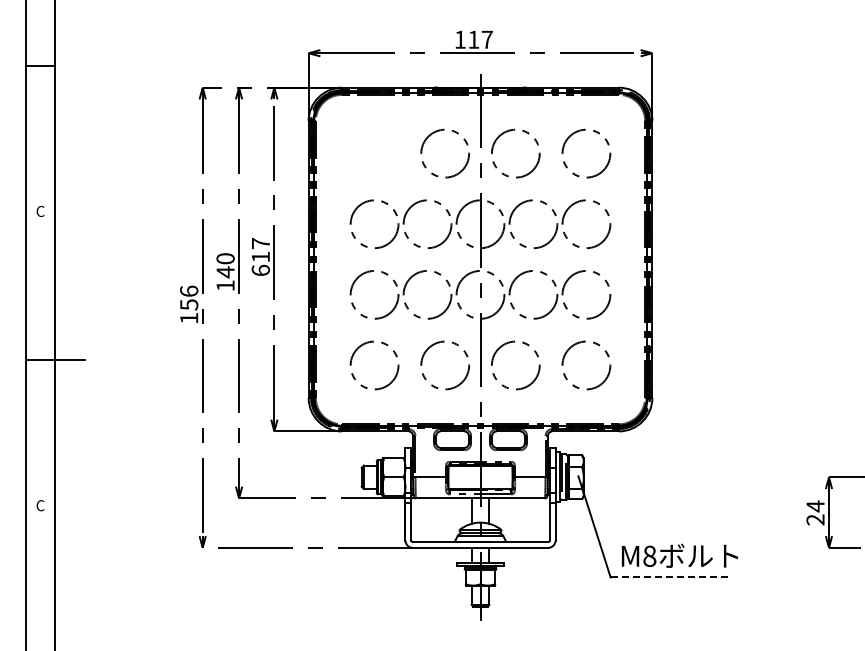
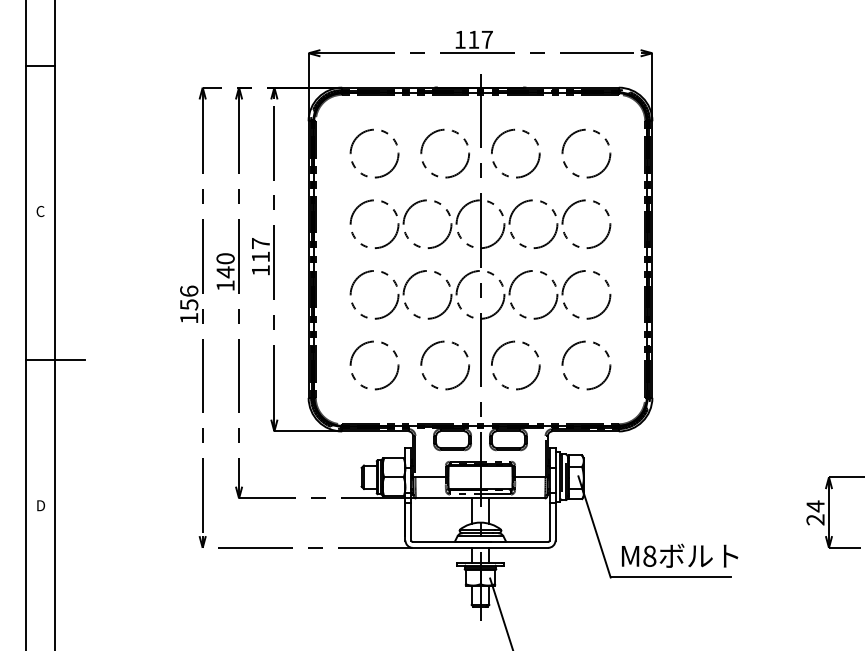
circle: none -> present (374, 153)
text: 617 -> 117 (260, 269)
text: C -> D (40, 505)
line: dashed -> solid (671, 577)
line: none -> present (501, 612)
